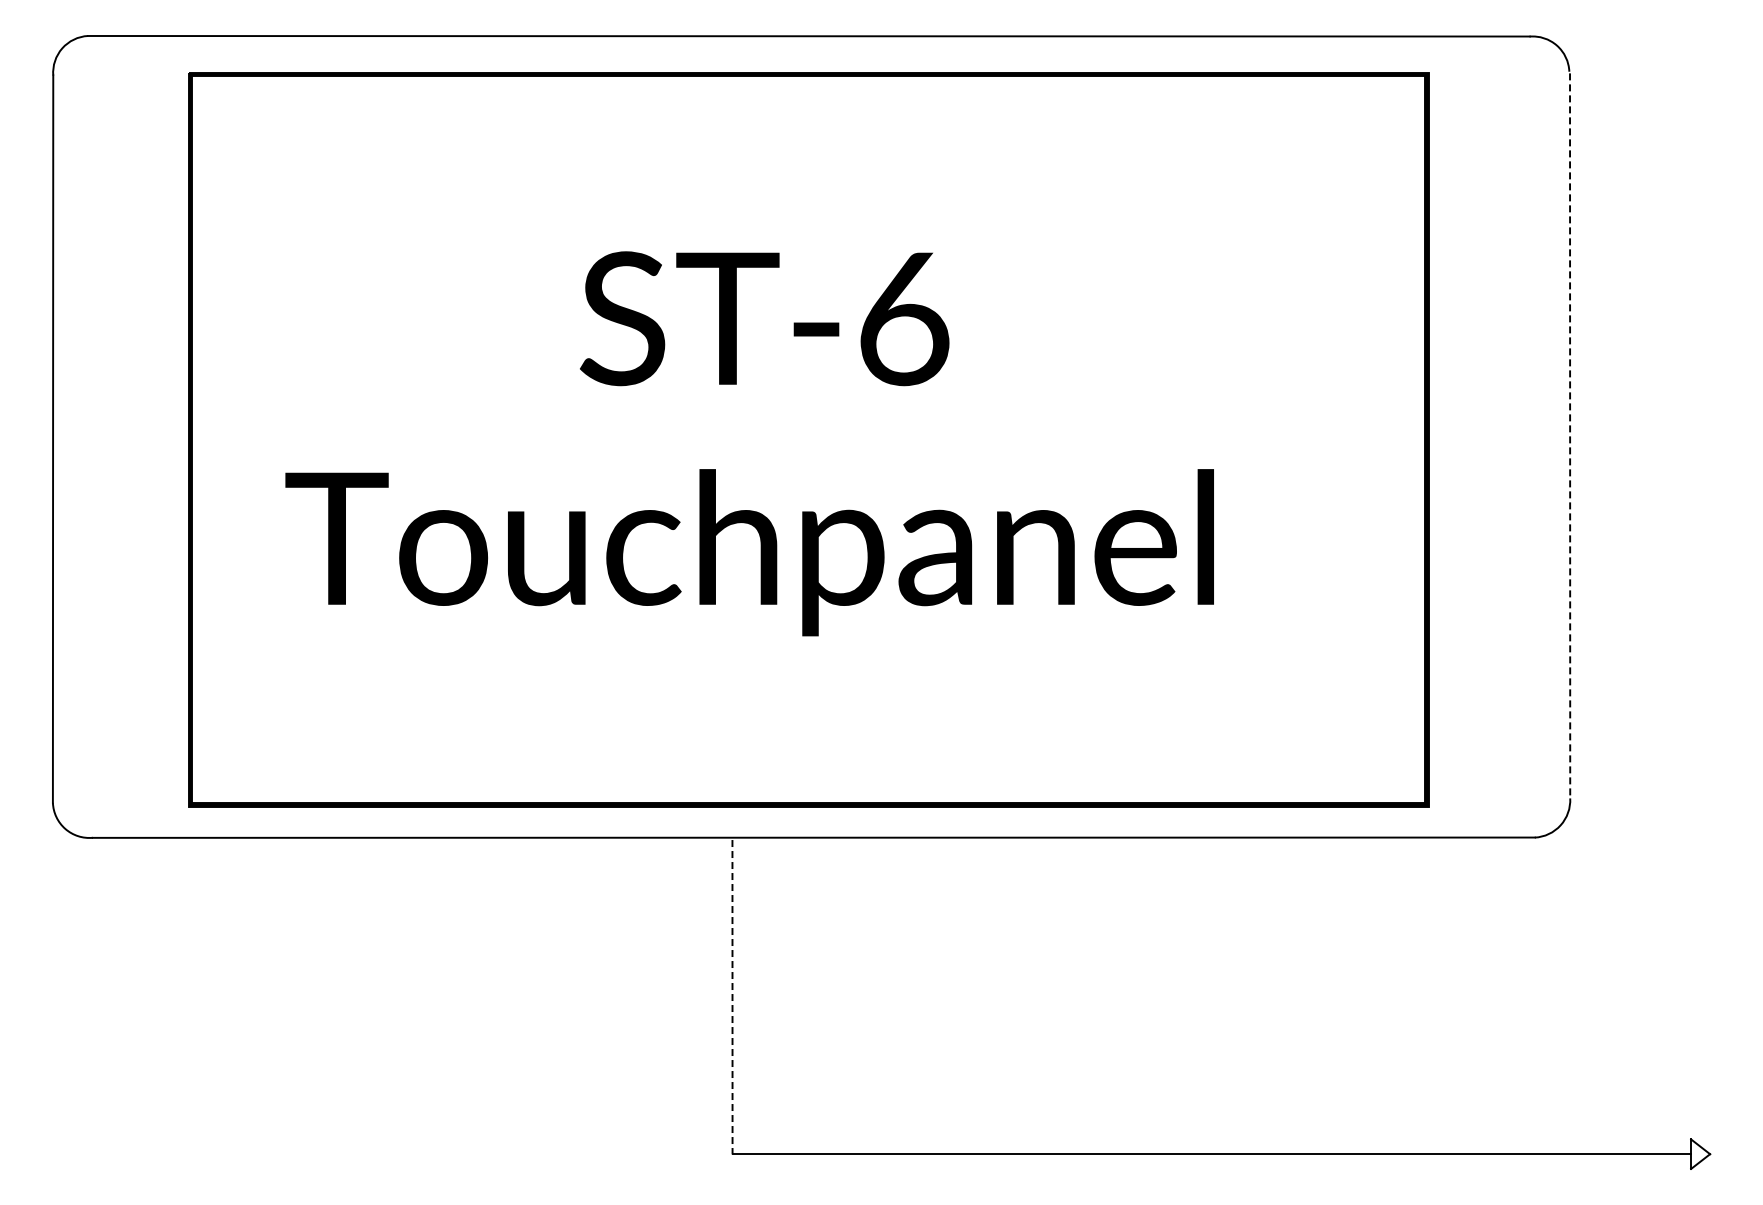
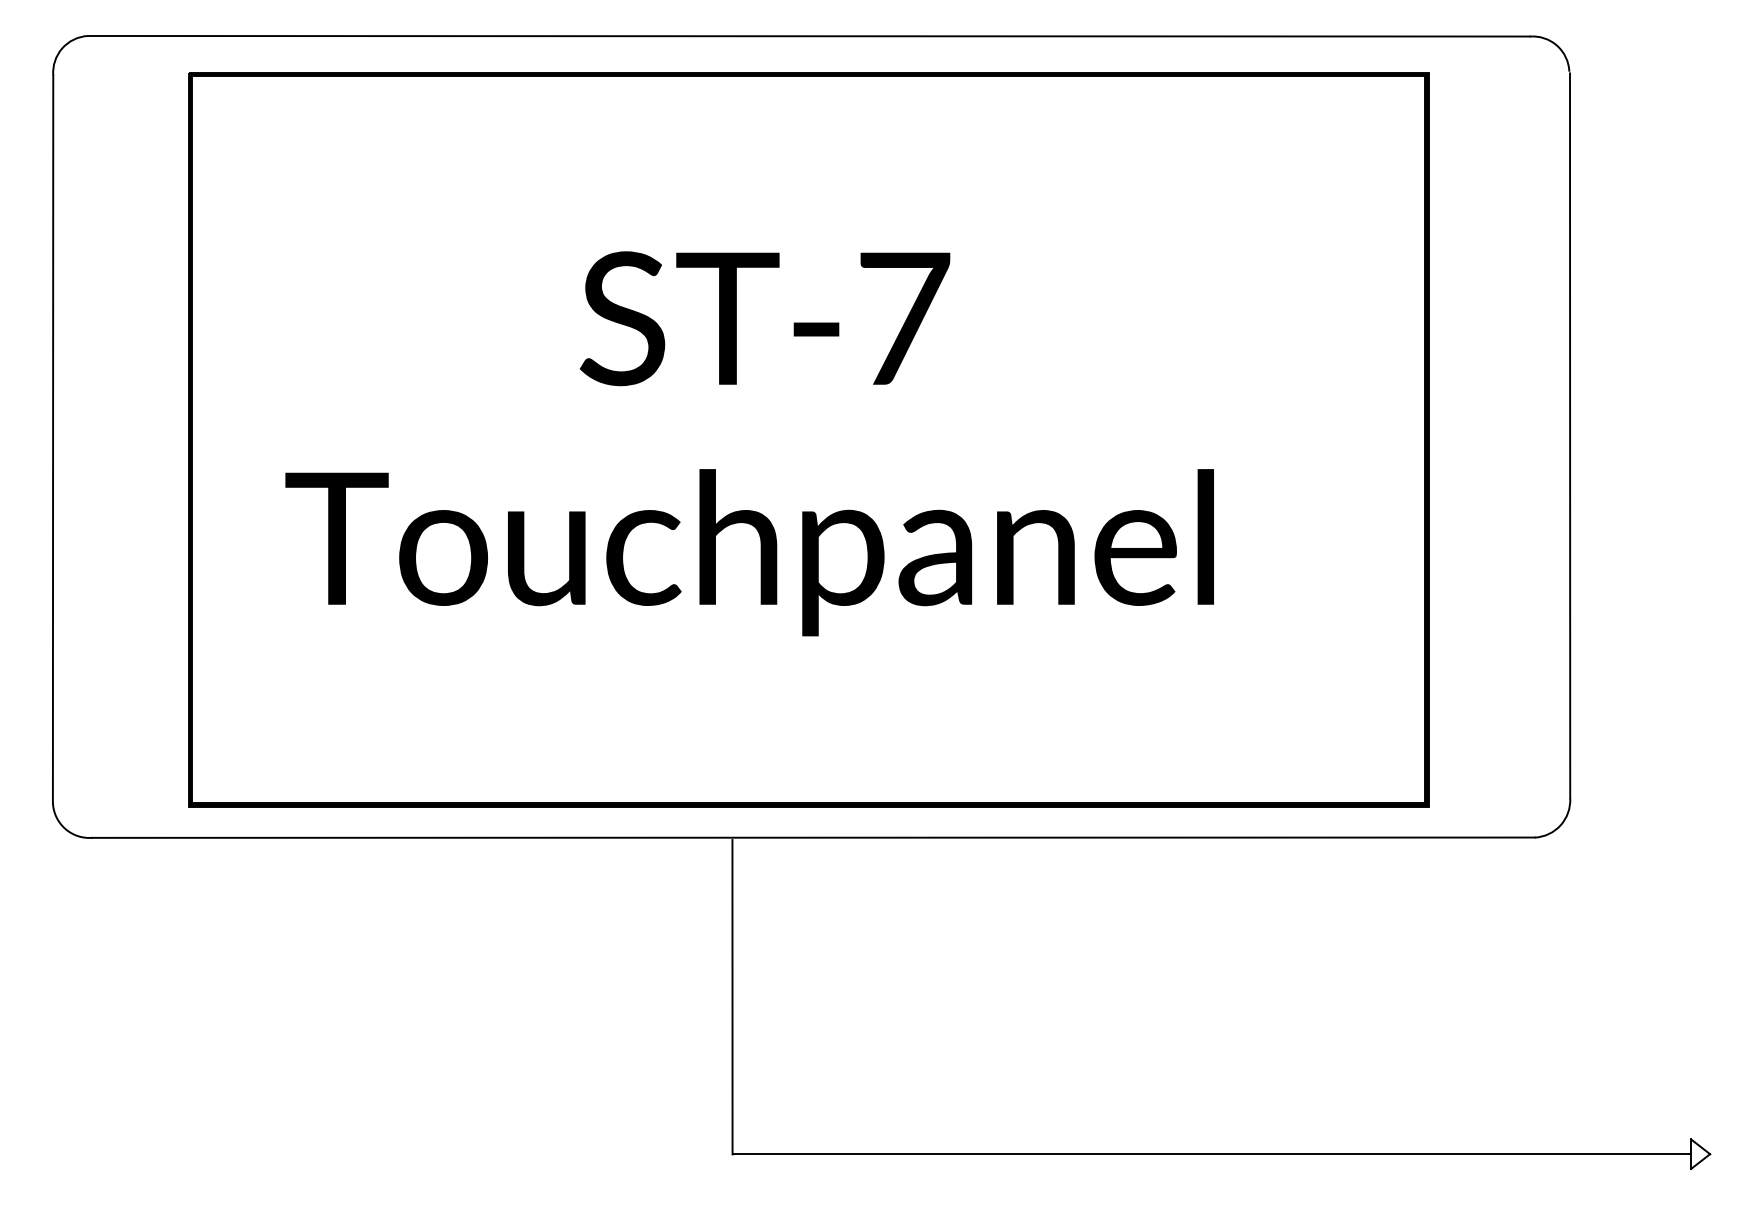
text: ST-6 -> ST-7 (905, 319)
line: dashed -> solid (1570, 436)
line: dashed -> solid (732, 997)
